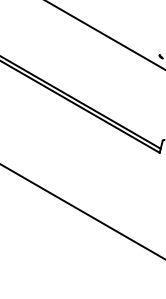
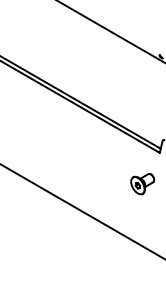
line position: (105, 35) -> (110, 31) (110, 31)
part: none -> present (142, 184)
